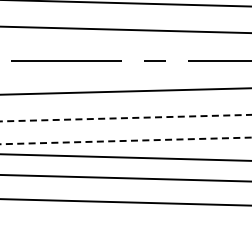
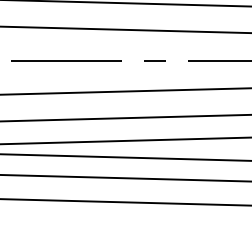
line: dashed -> solid (126, 118)
line: dashed -> solid (126, 140)
